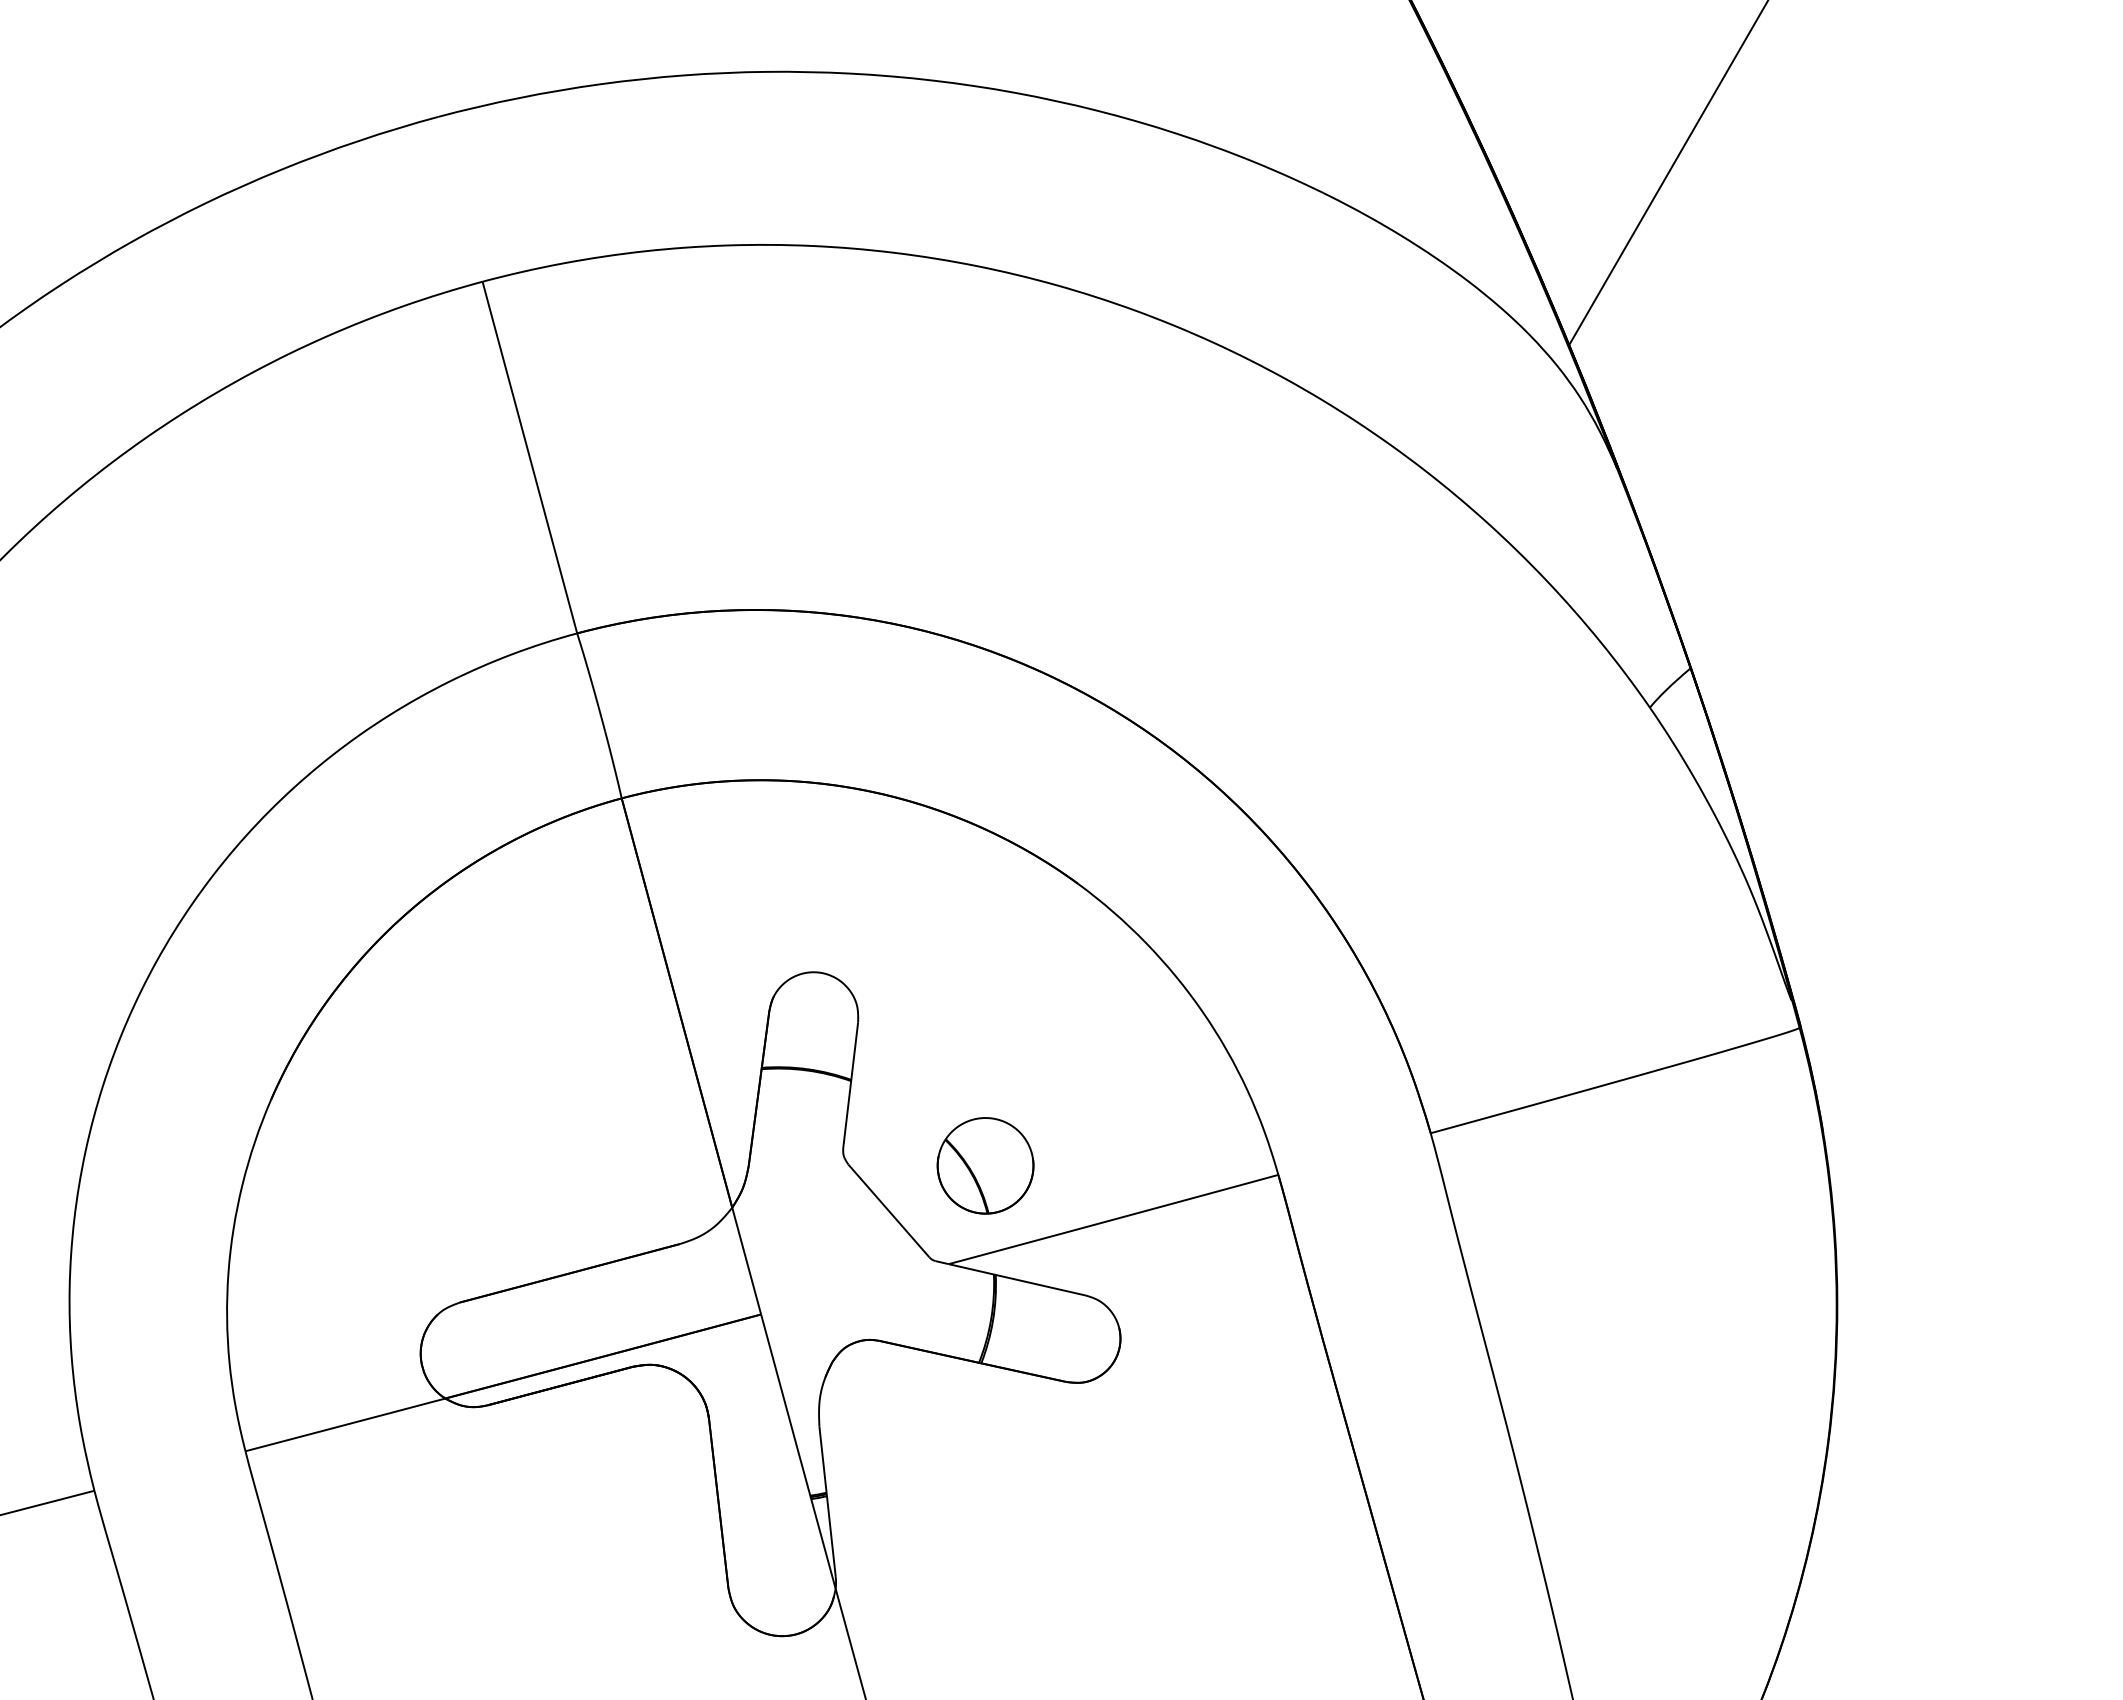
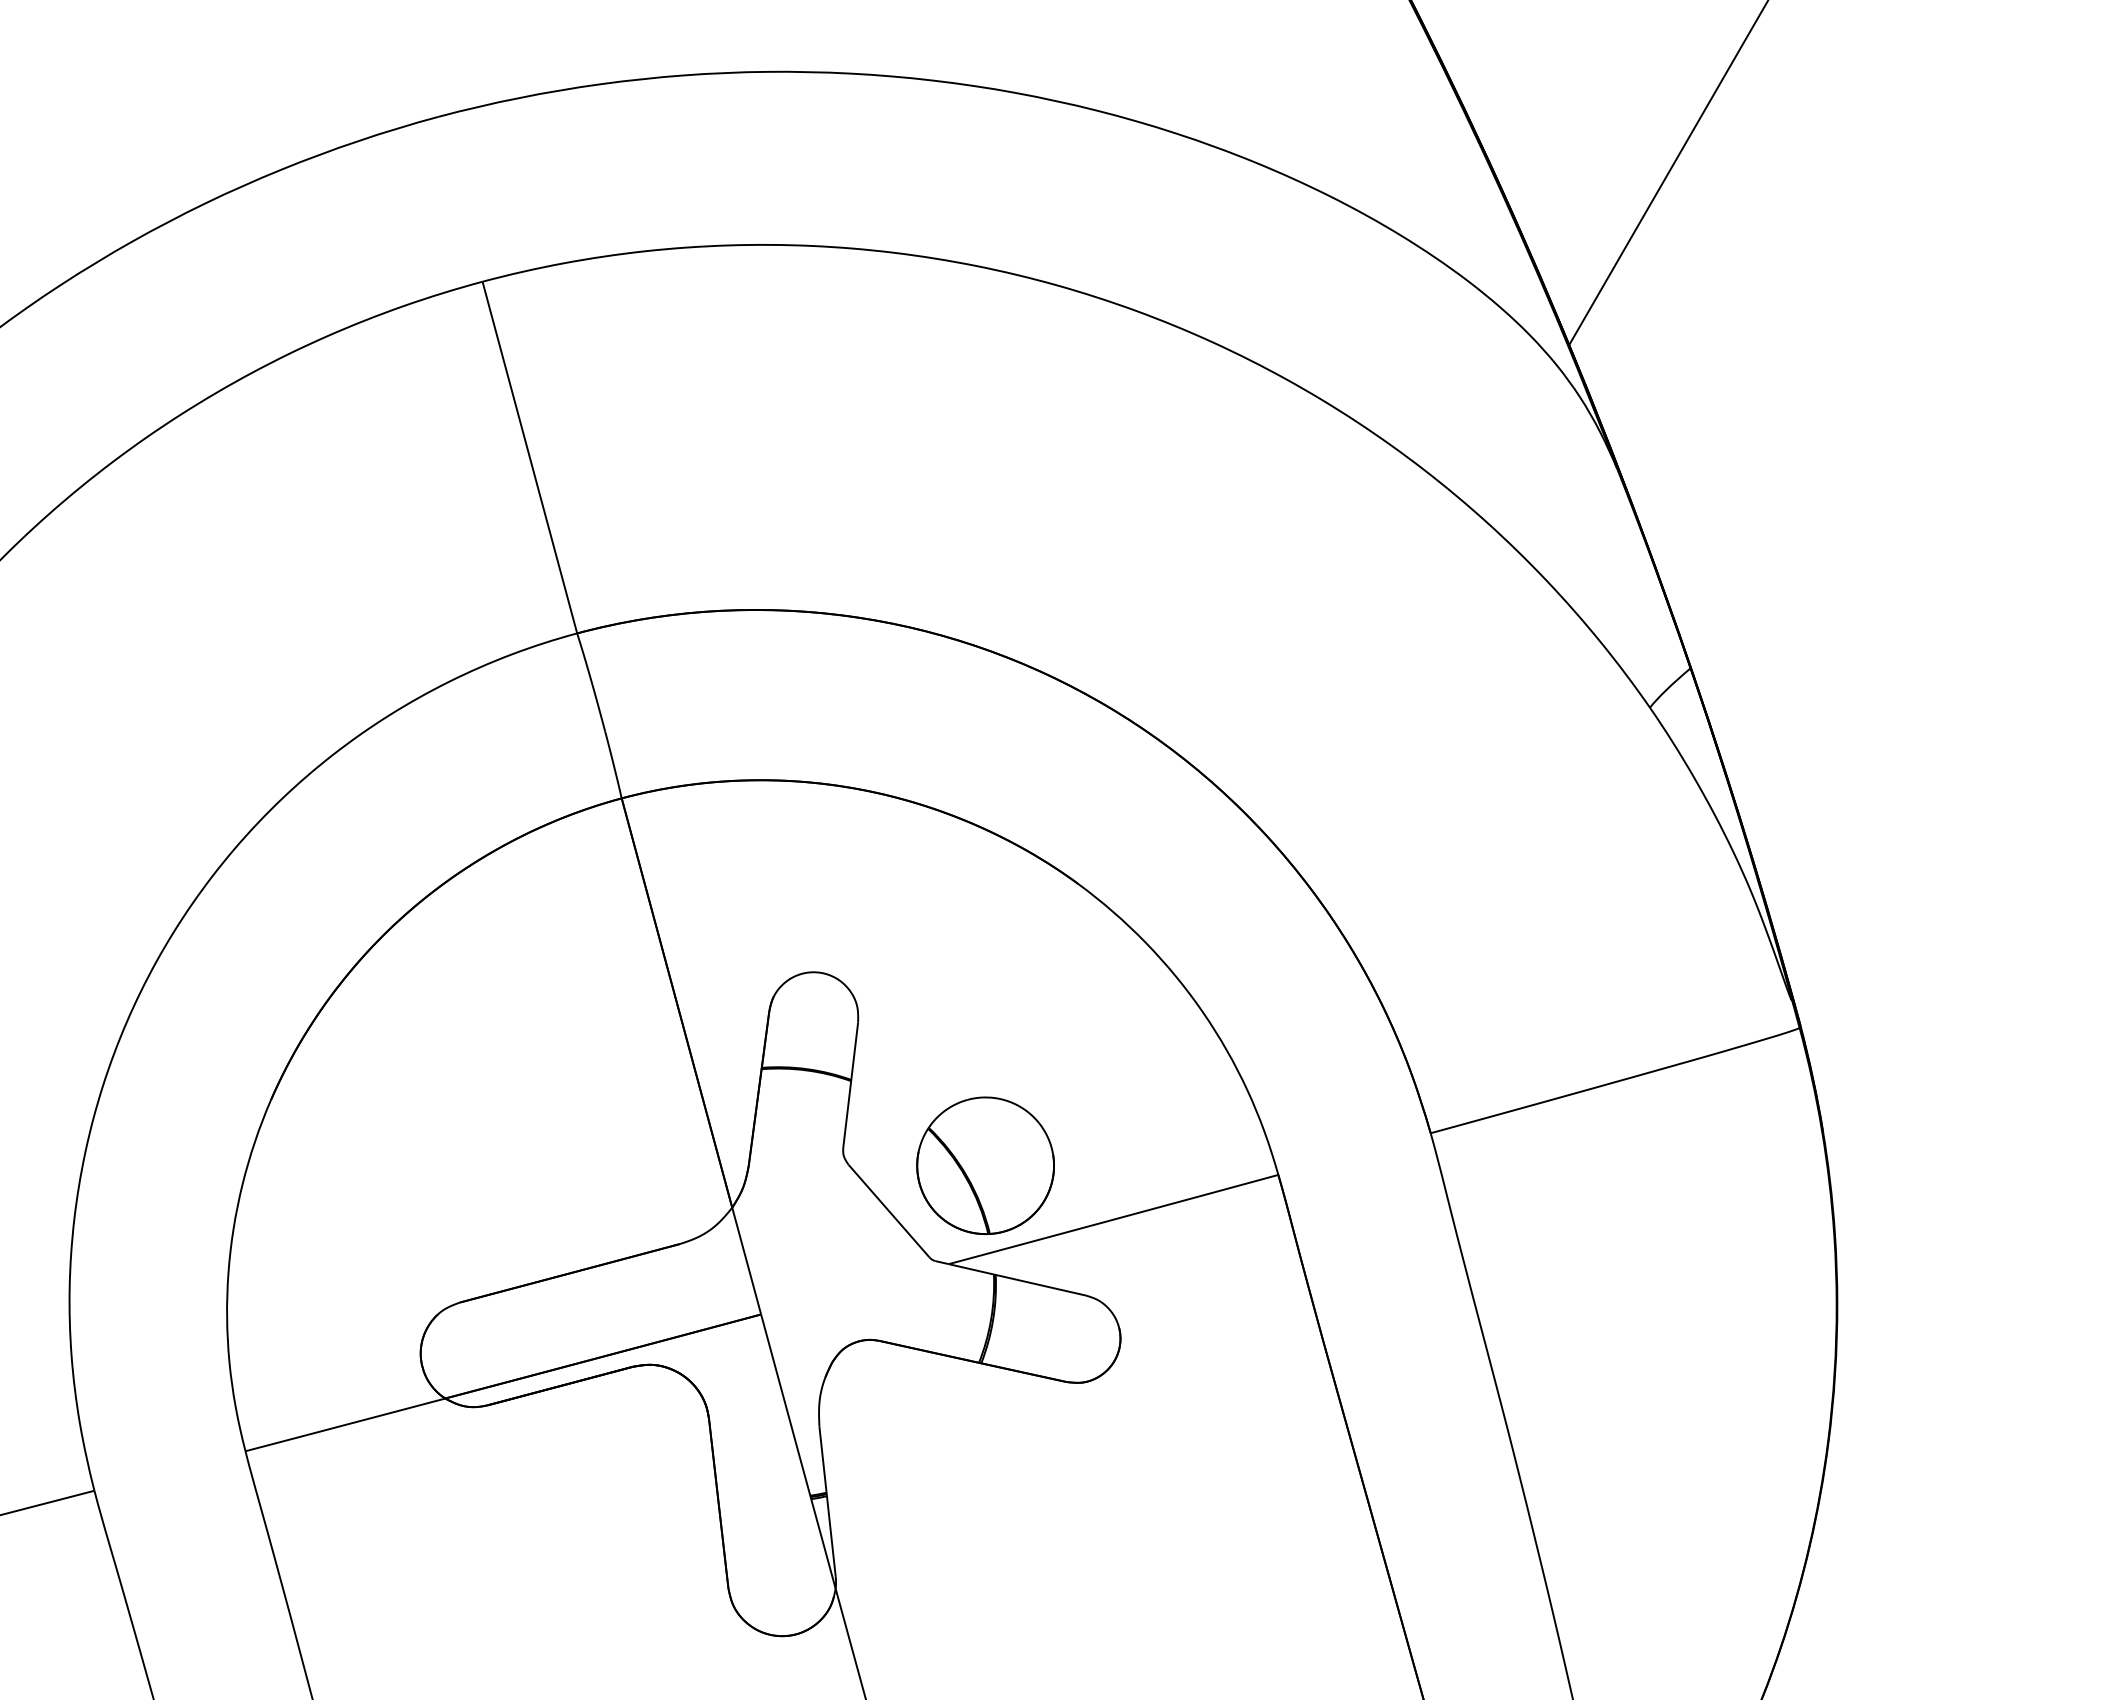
part size: 99x98 px -> 139x140 px (985, 1165)
